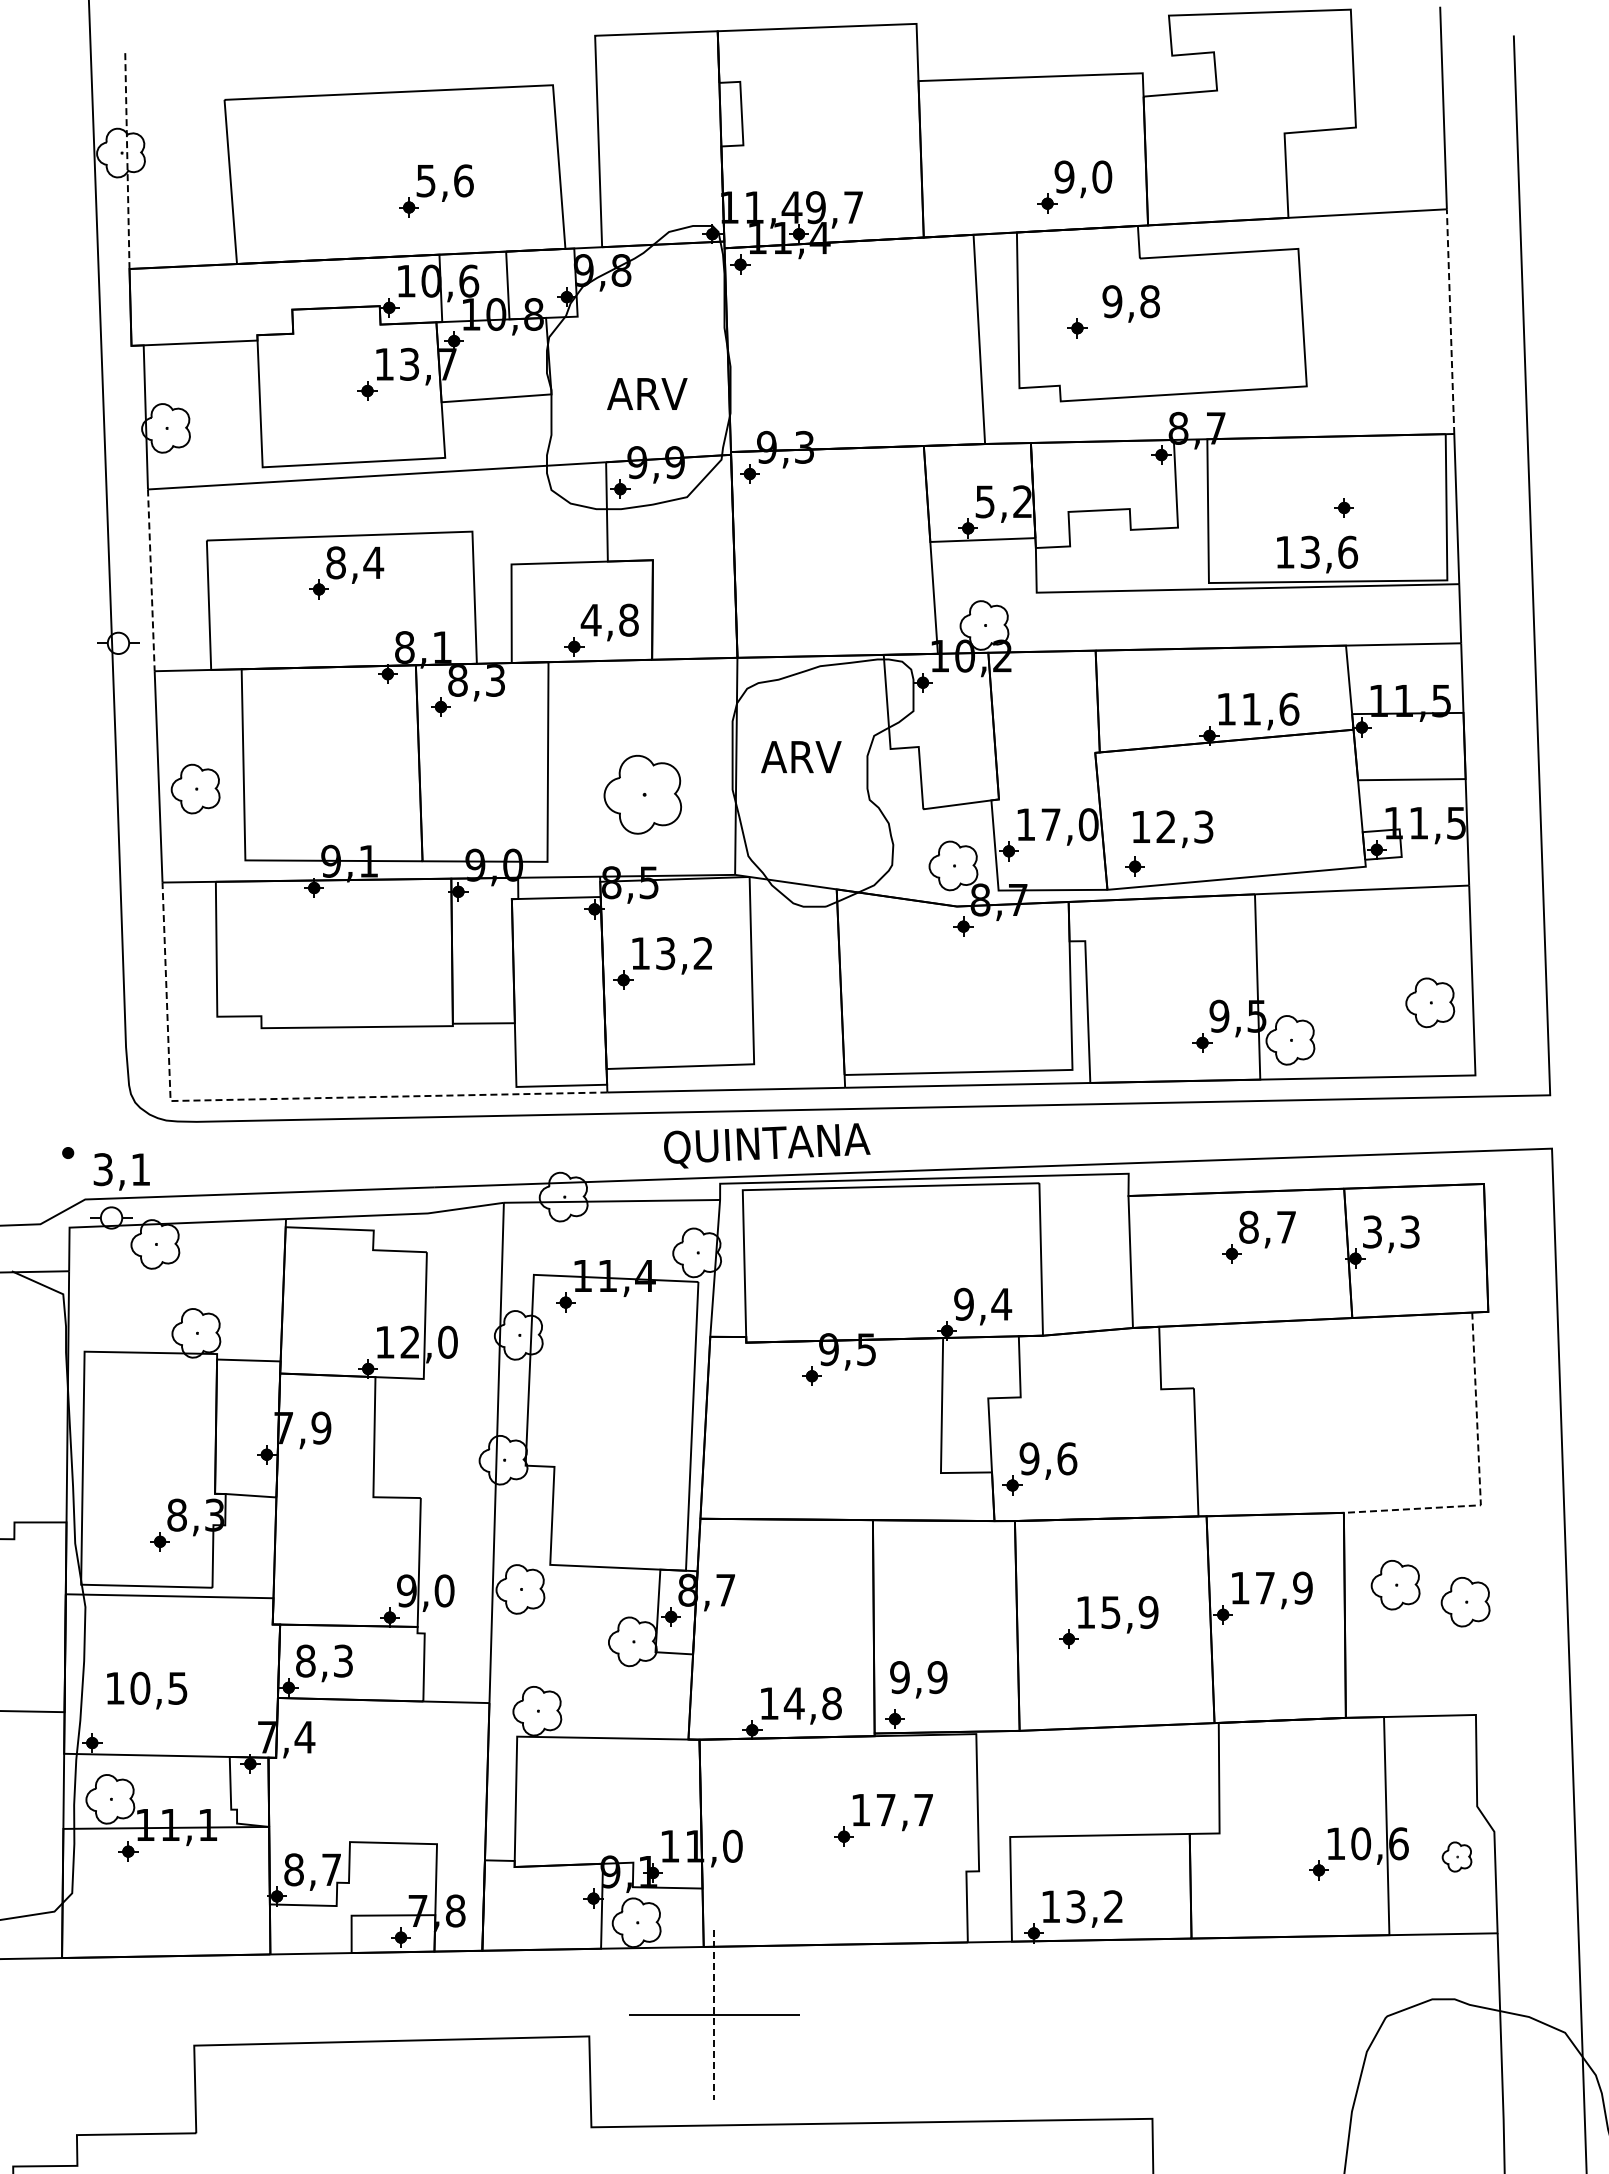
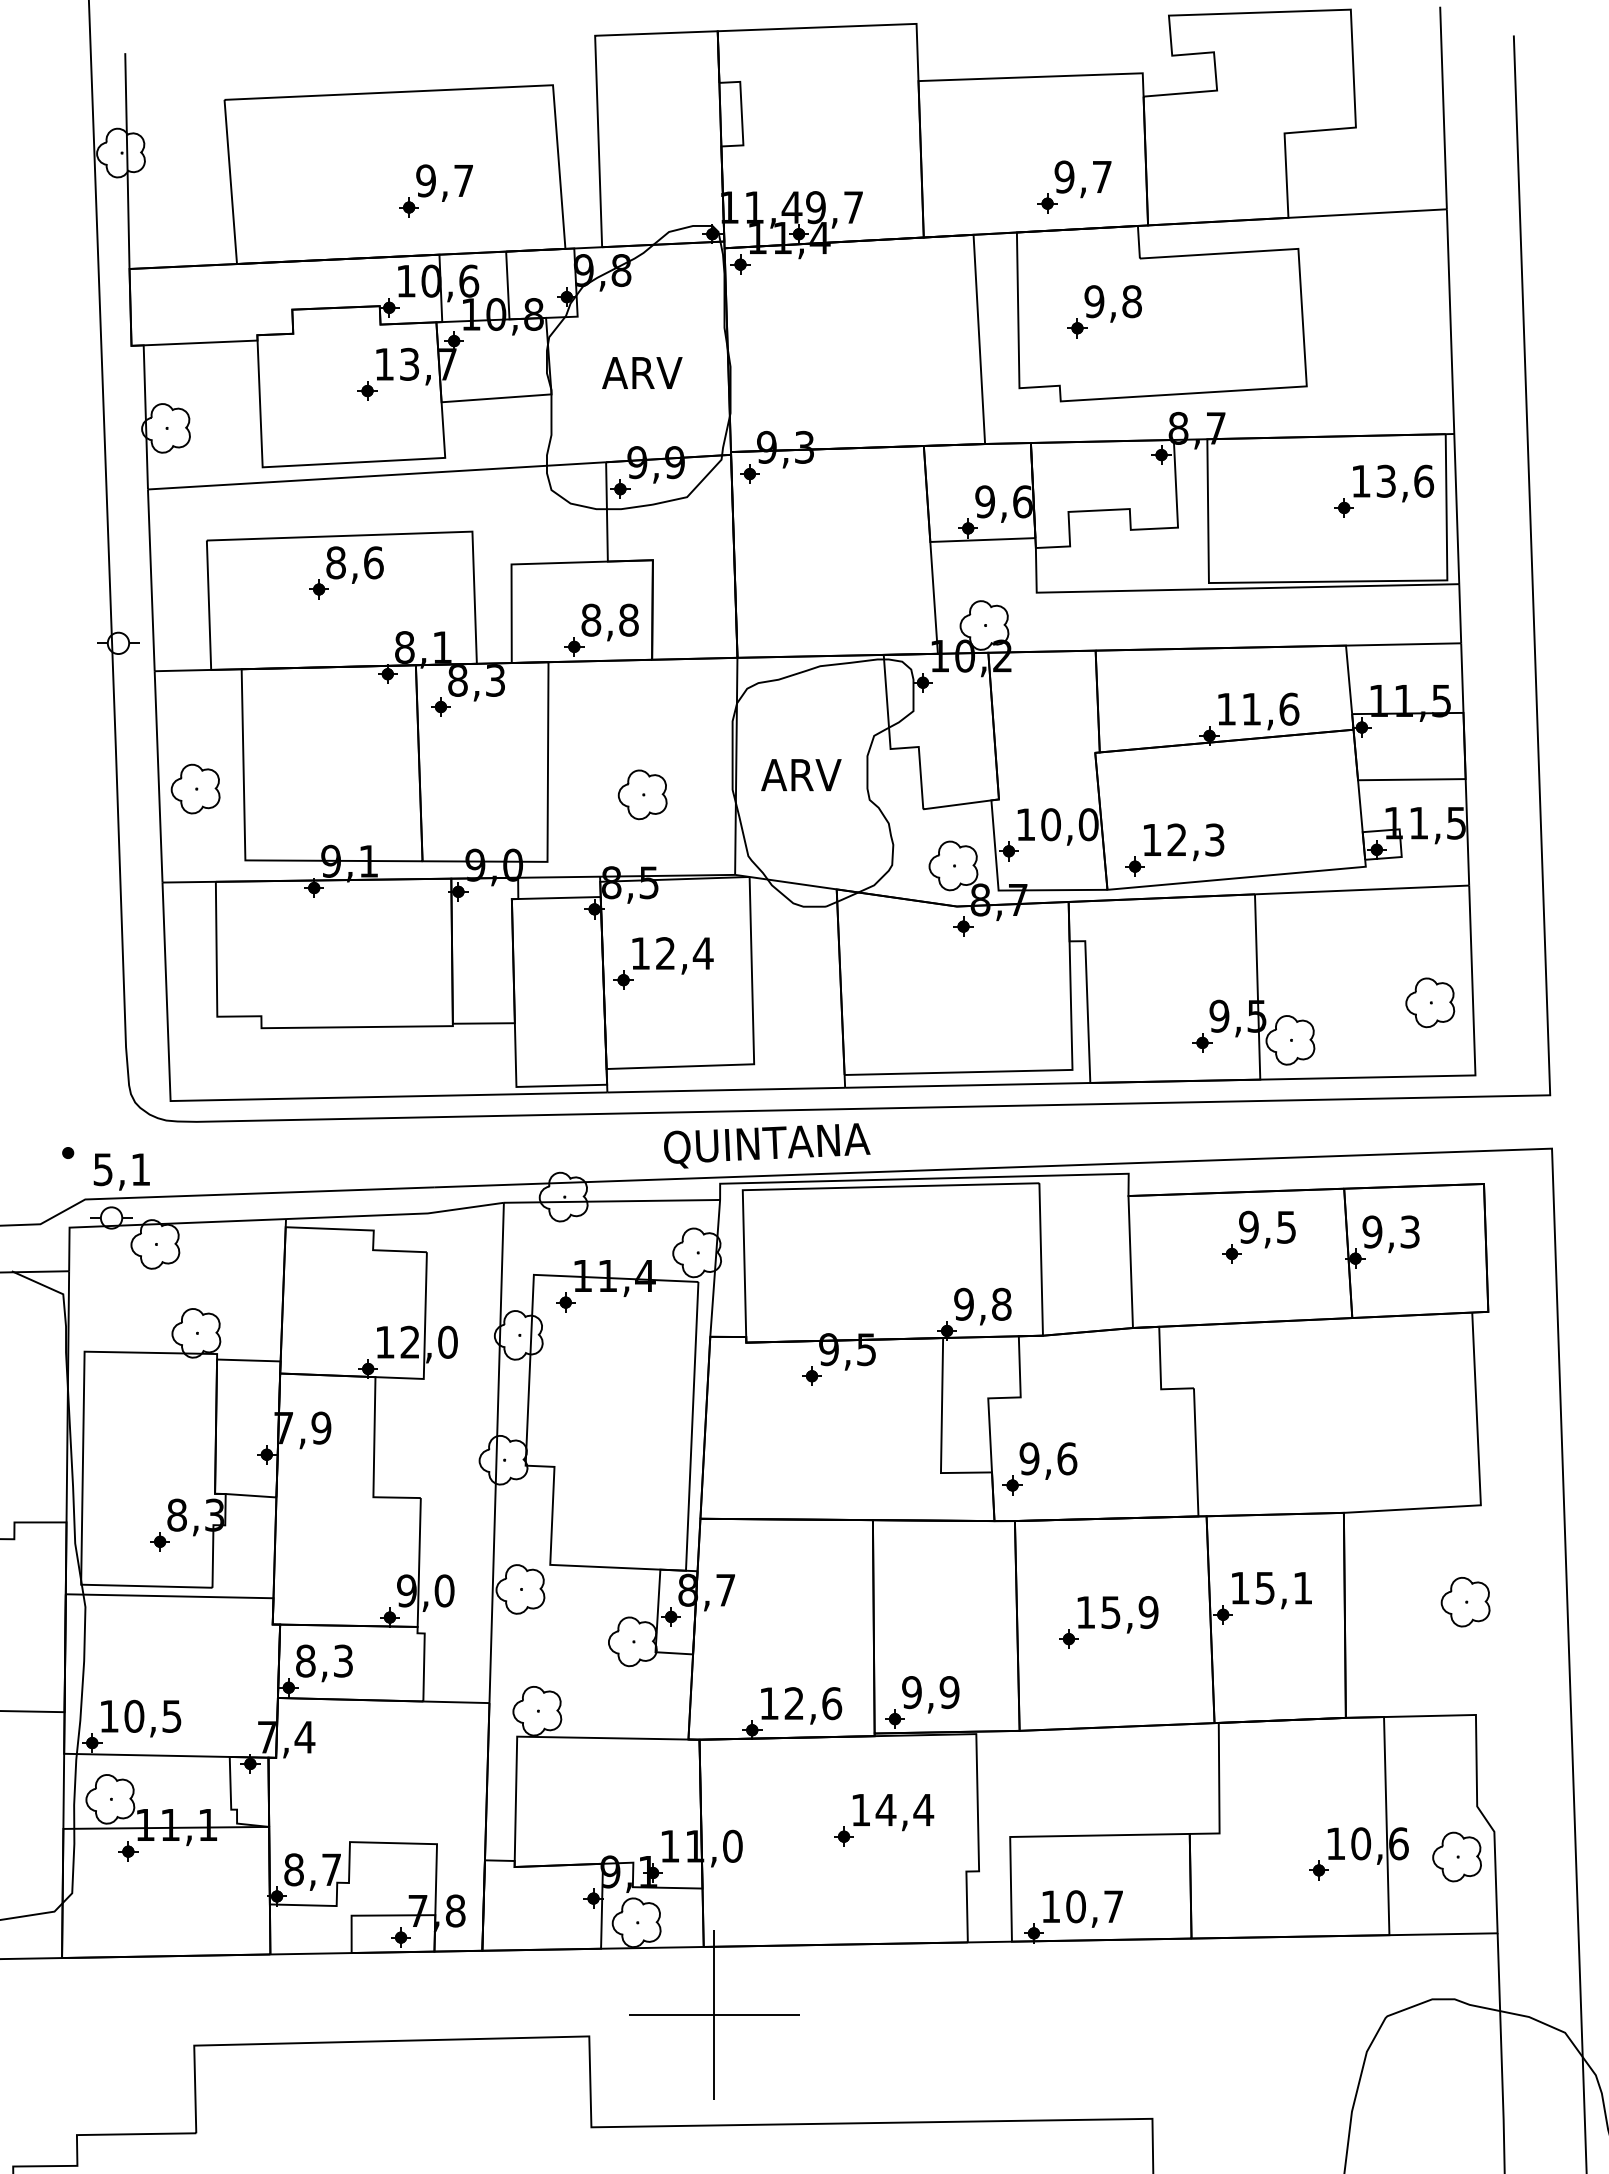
line: dashed -> solid (127, 161)
text: 9,0 -> 9,7 (1102, 176)
text: 5,6 -> 9,7 (444, 180)
text position: (1130, 303) -> (1112, 303) (1112, 303)
line: dashed -> solid (1450, 321)
text position: (647, 393) -> (642, 372) (642, 372)
text: 5,2 -> 9,6 (1003, 501)
text position: (1317, 554) -> (1393, 483) (1393, 483)
text: 8,4 -> 8,6 (373, 562)
line: dashed -> solid (151, 580)
text: 4,8 -> 8,8 (590, 619)
text position: (801, 757) -> (801, 775) (801, 775)
part size: 79x81 px -> 51x52 px (642, 794)
text: 17,0 -> 10,0 (1050, 824)
text position: (1173, 829) -> (1184, 842) (1184, 842)
text: 13,2 -> 12,4 (684, 953)
line: dashed -> solid (278, 1098)
text: 3,1 -> 5,1 (103, 1169)
text: 8,7 -> 9,5 (1267, 1226)
text: 3,3 -> 9,3 (1372, 1231)
text: 9,4 -> 9,8 (1001, 1303)
line: dashed -> solid (1479, 1478)
part: present -> none (1395, 1585)
text: 17,9 -> 15,1 (1283, 1587)
text position: (918, 1679) -> (930, 1694) (930, 1694)
text position: (147, 1690) -> (141, 1718) (141, 1718)
text: 14,8 -> 12,6 (812, 1703)
text: 17,7 -> 14,4 (904, 1810)
part size: 32x32 px -> 50x52 px (1456, 1856)
text: 13,2 -> 10,7 (1094, 1906)
line: dashed -> solid (714, 2015)
